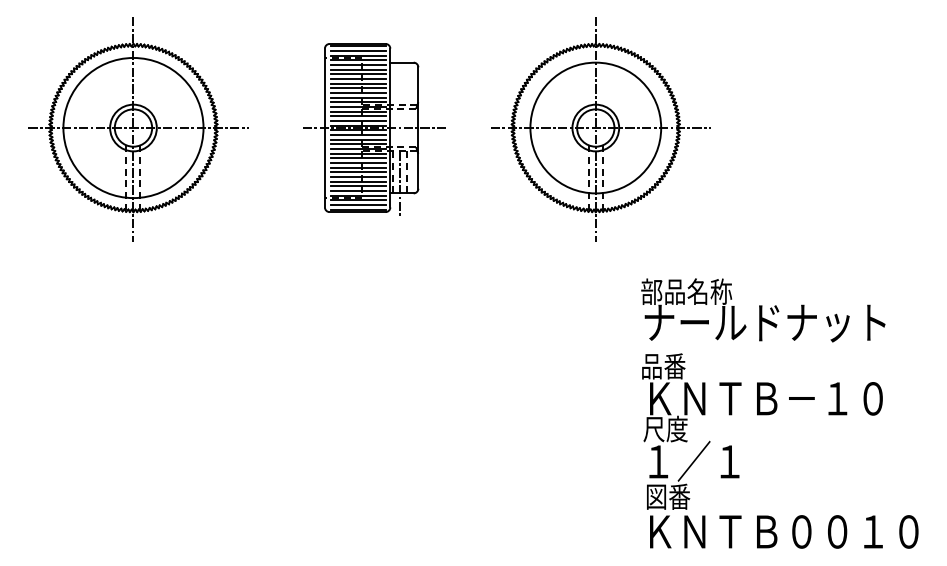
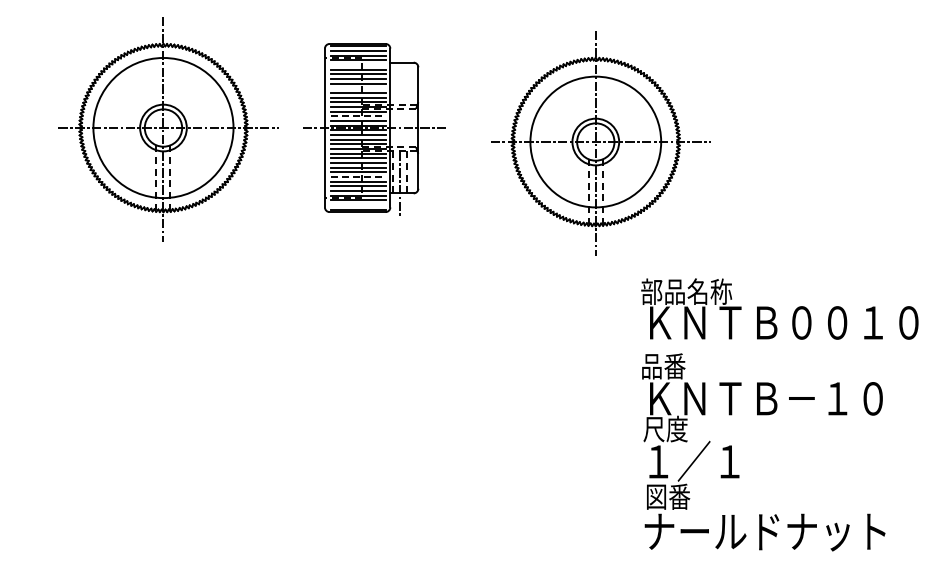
line: present -> none (357, 64)
line: present -> none (357, 88)
line: solid -> dashed (358, 116)
part position: (138, 129) -> (168, 129) (168, 129)
part position: (600, 129) -> (600, 143) (600, 143)
line: solid -> dashed (358, 177)
line: present -> none (357, 205)
text: ナールドナット -> ＫＮＴＢ００１０ (781, 323)
text: ＫＮＴＢ００１０ -> ナールドナット (781, 532)
